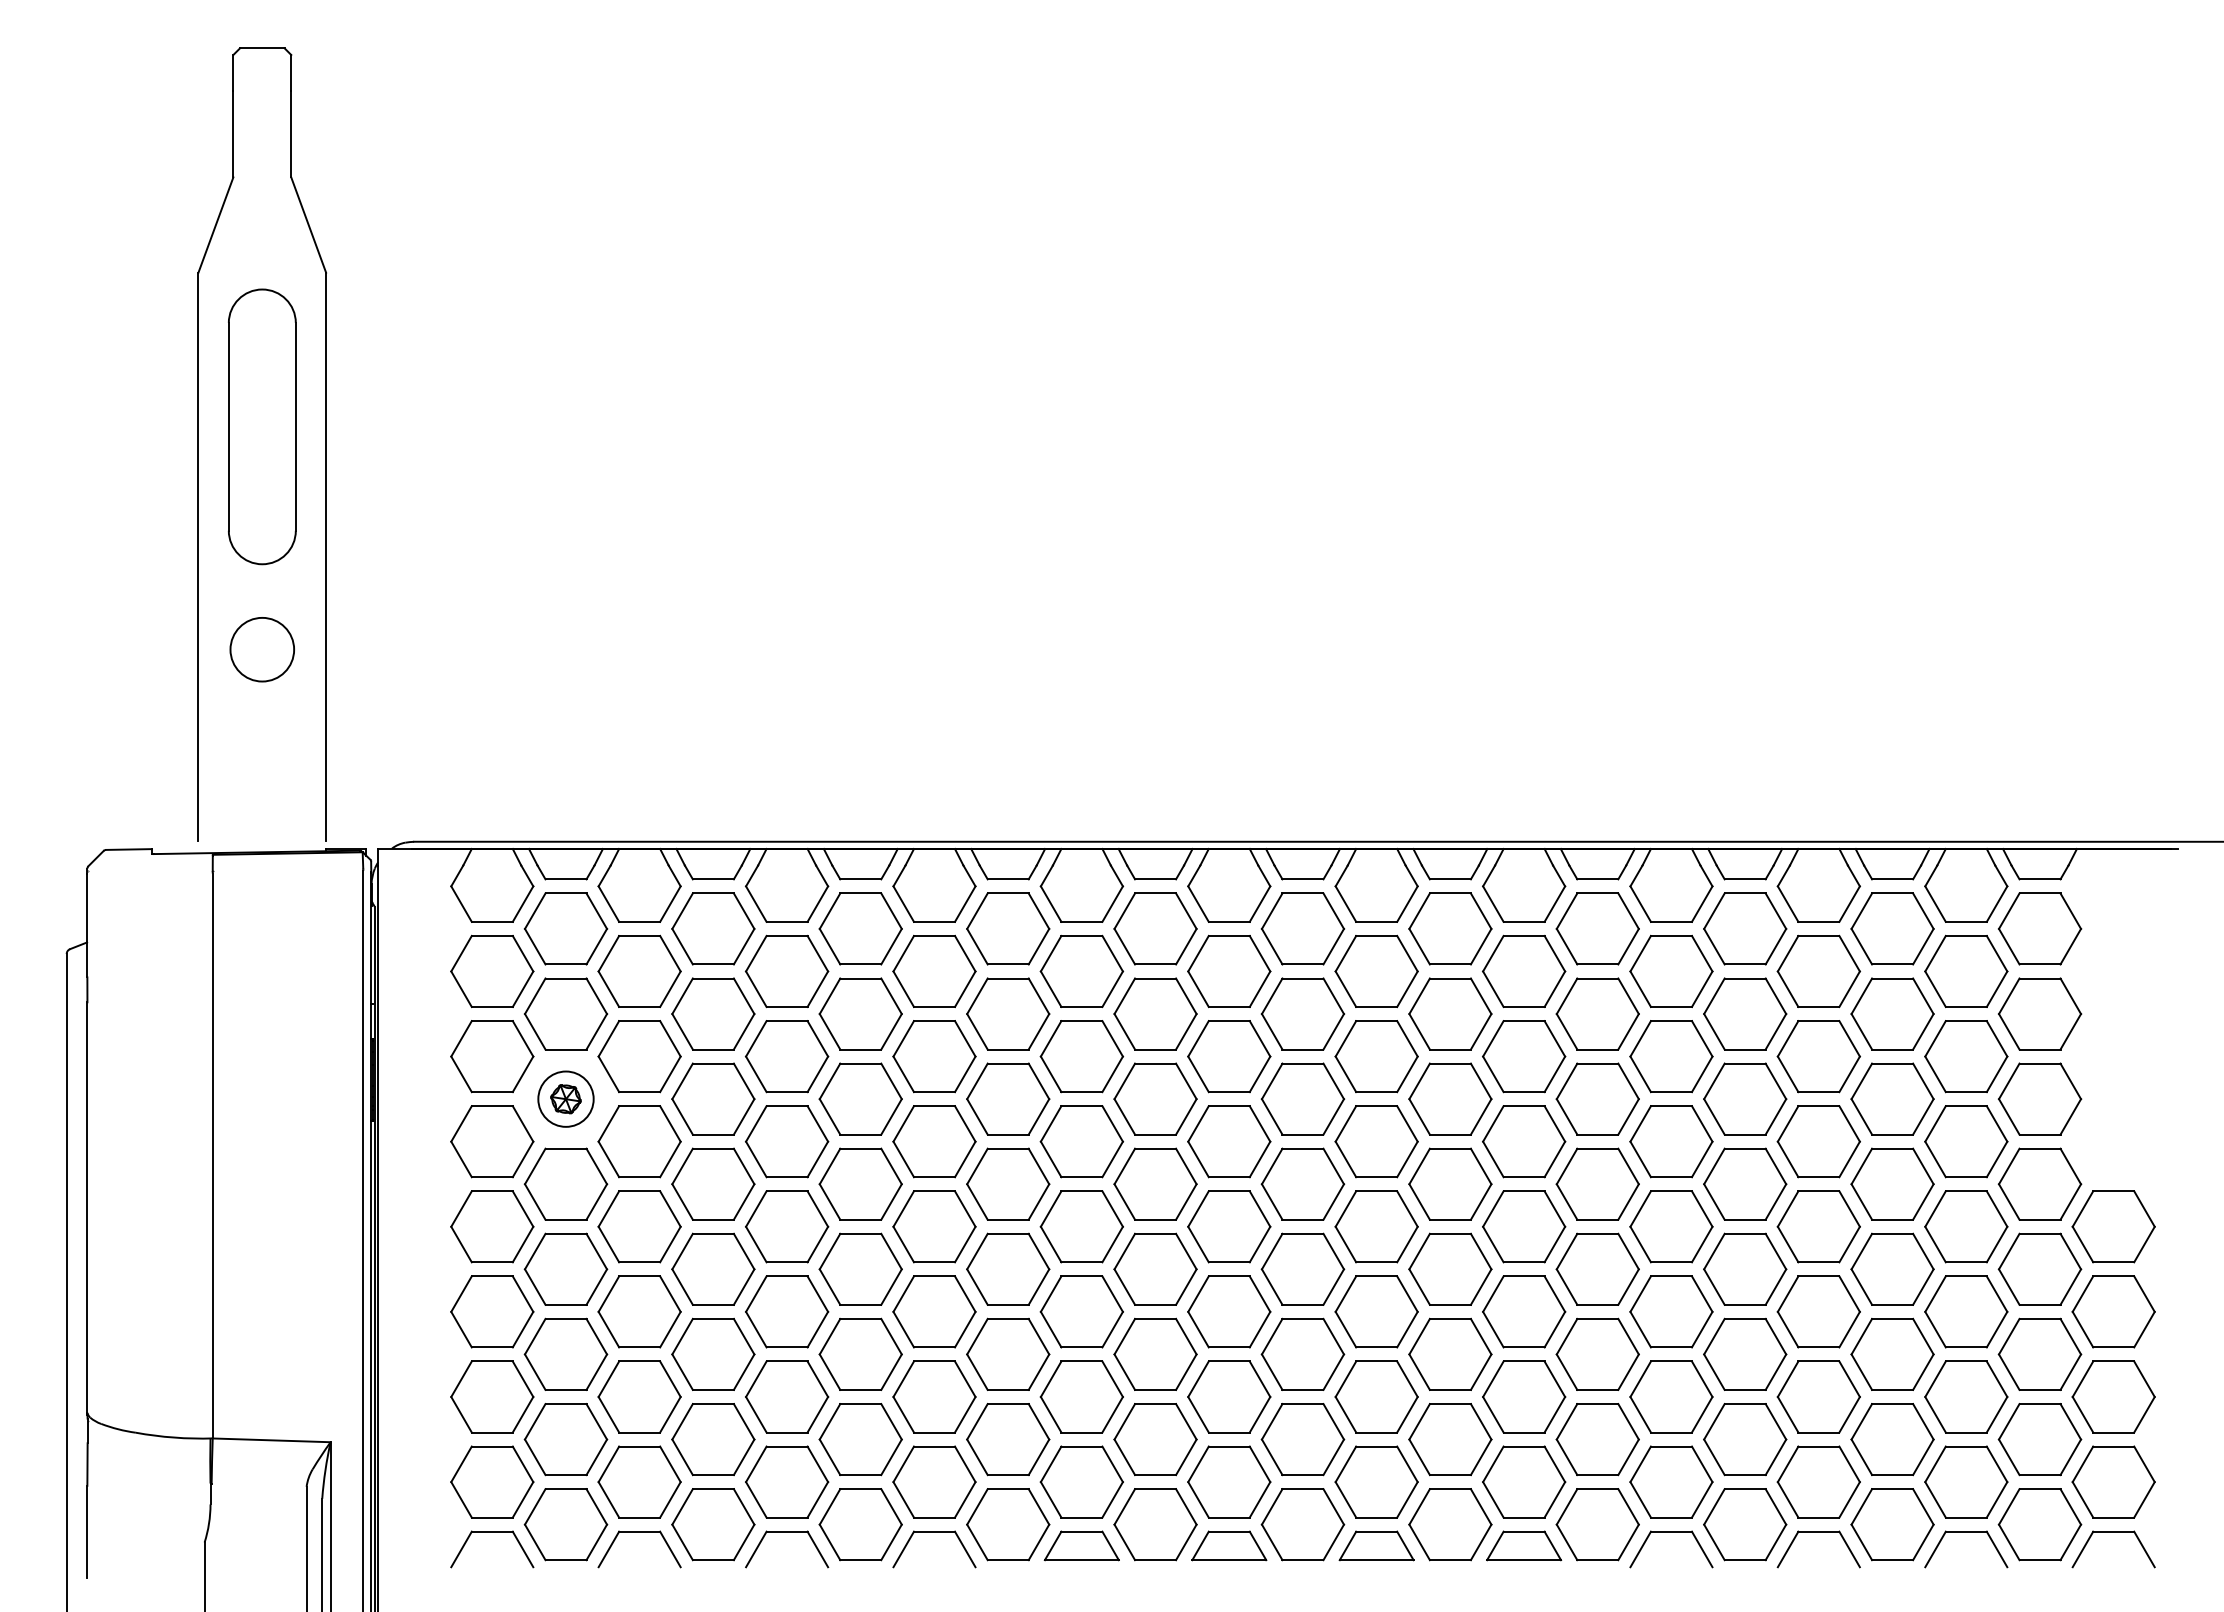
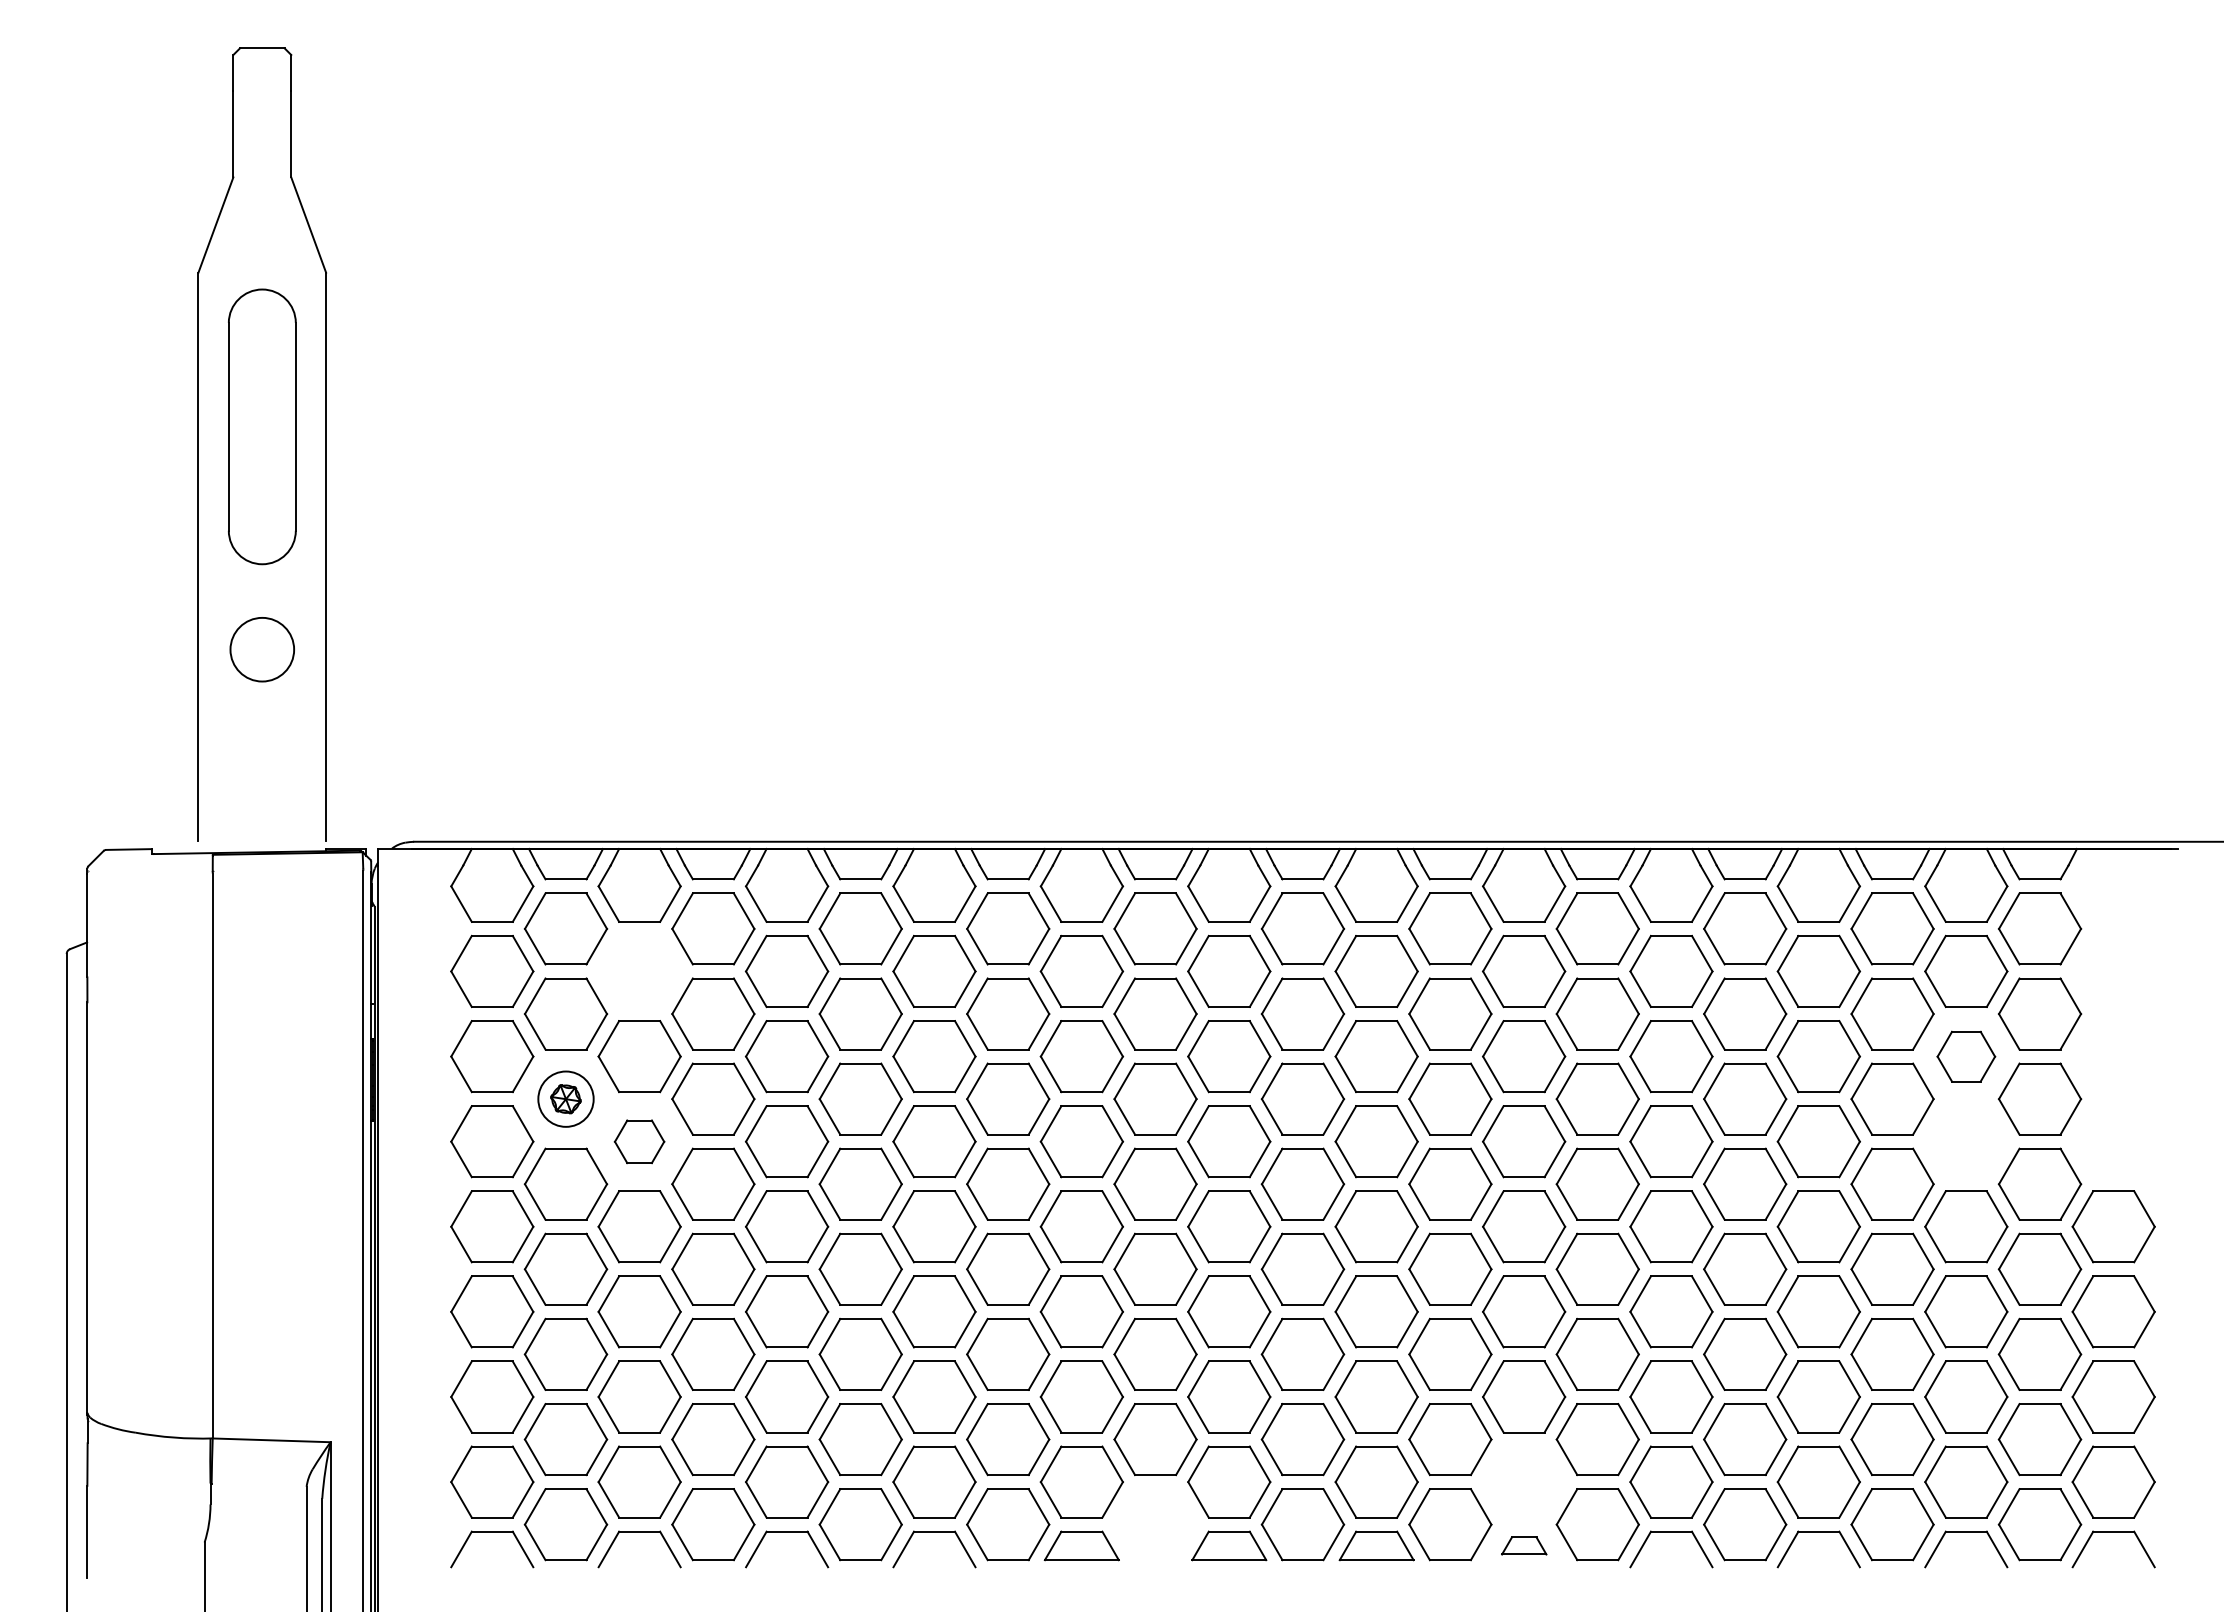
part: present -> none (639, 970)
part size: 85x74 px -> 61x53 px (1966, 1056)
part size: 85x74 px -> 53x46 px (639, 1141)
part: present -> none (1966, 1141)
part: present -> none (1524, 1481)
part: present -> none (1155, 1524)
part size: 77x32 px -> 47x20 px (1524, 1545)
